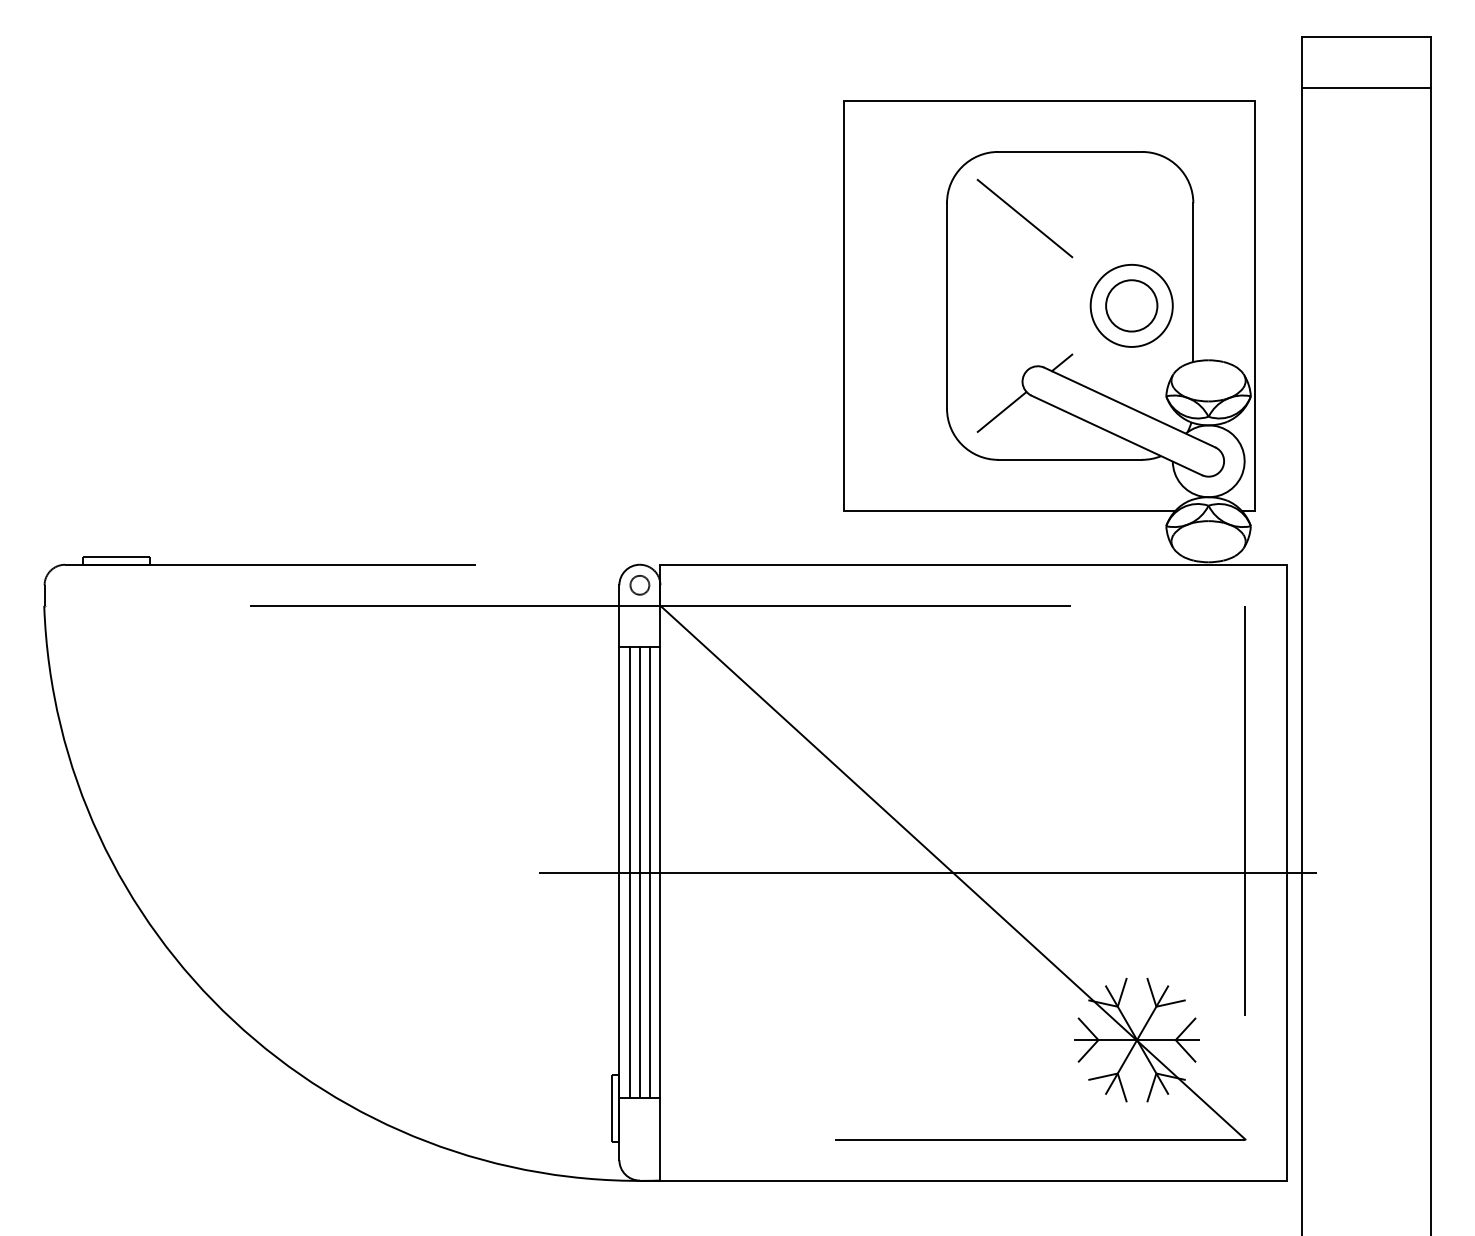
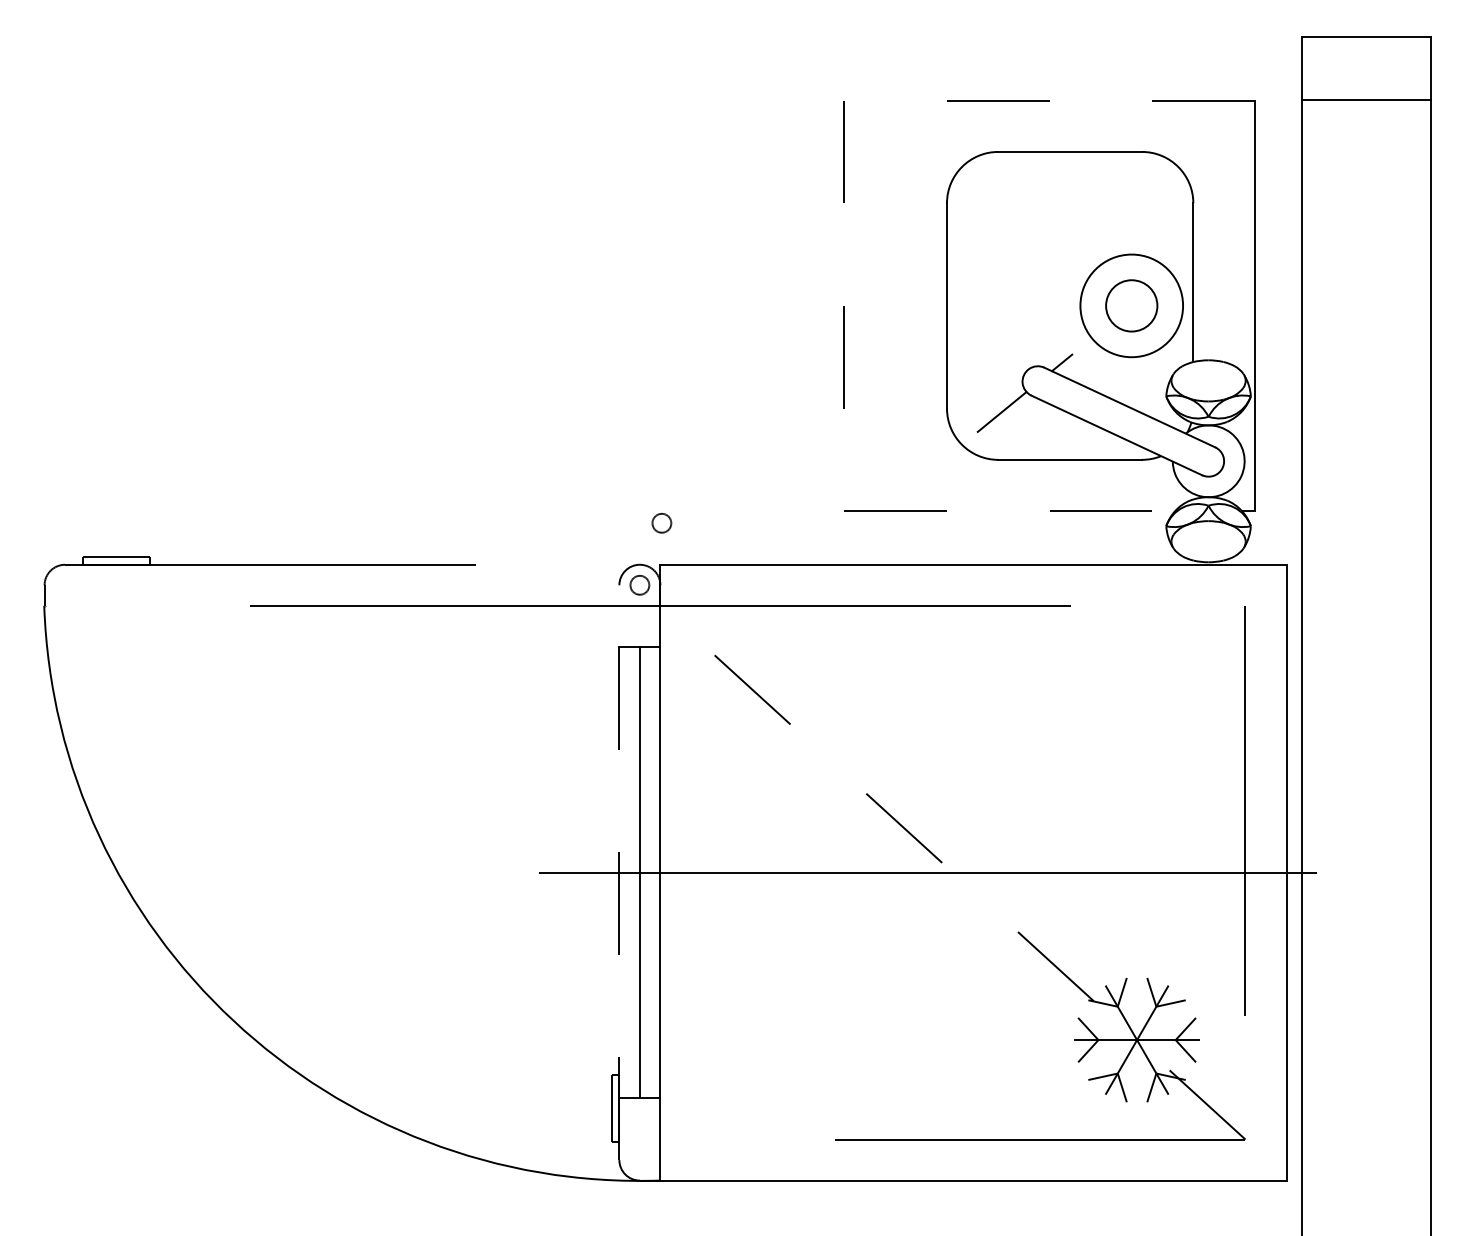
line position: (1366, 88) -> (1366, 100) (1366, 100)
line: present -> none (1024, 218)
line: solid -> dashed (844, 266)
circle diameter: 82 px -> 103 px (1131, 305)
circle: none -> present (661, 523)
line: solid -> dashed (619, 872)
line: present -> none (629, 872)
line: present -> none (650, 872)
line: solid -> dashed (952, 872)
